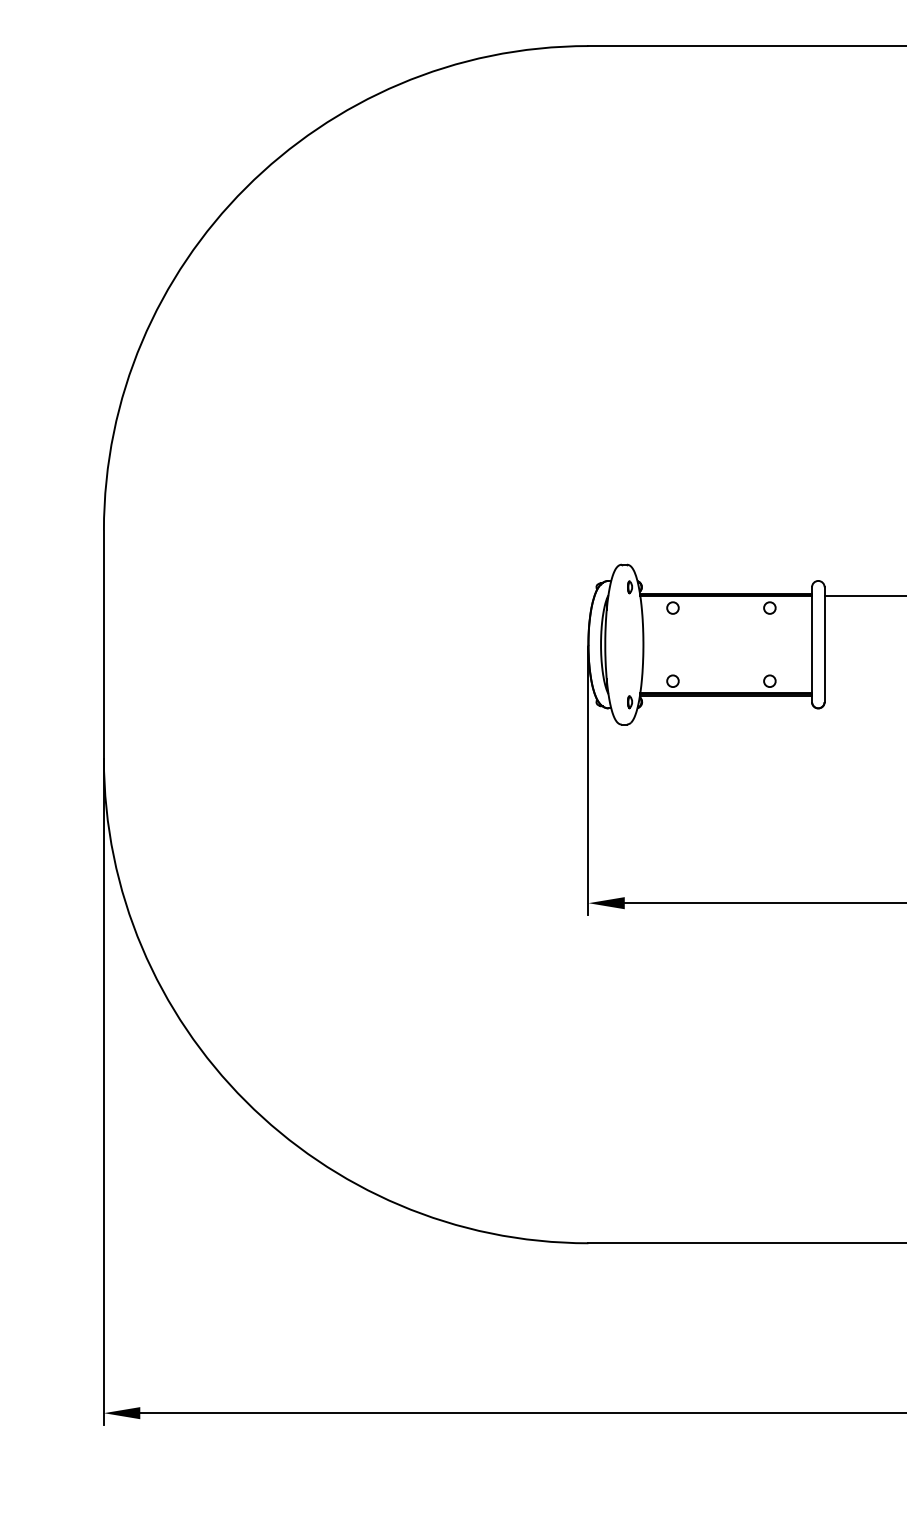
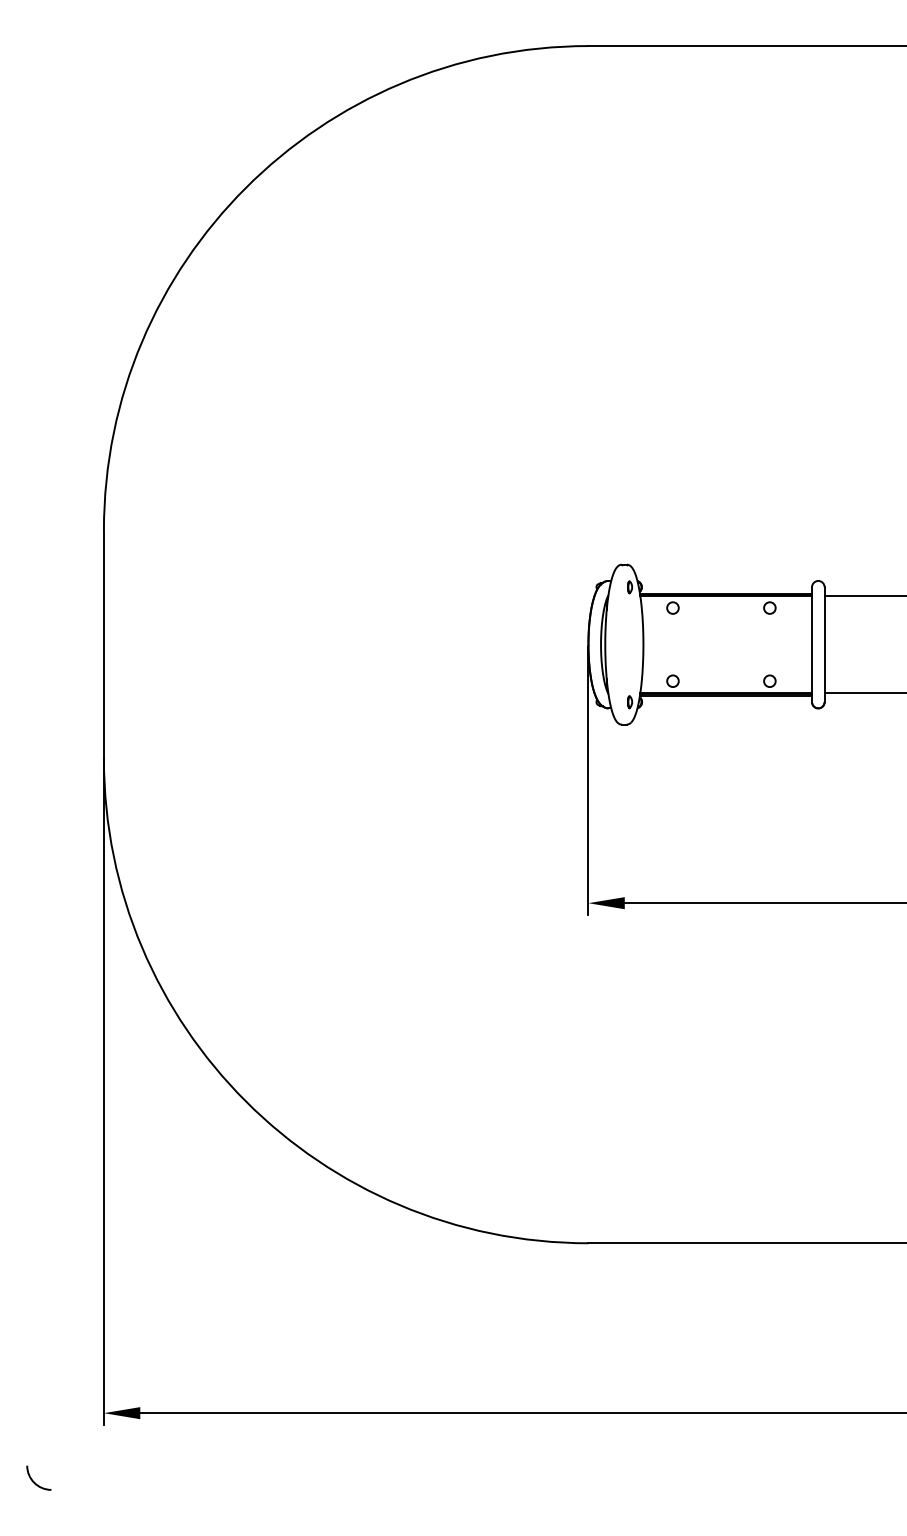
line: none -> present (863, 693)
arc: none -> present (34, 1481)
